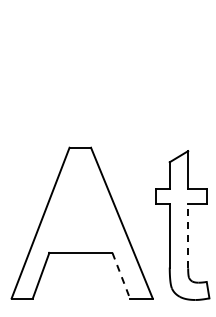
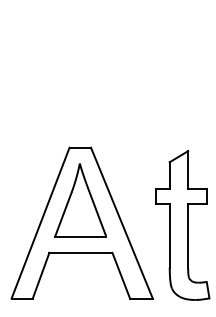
part: none -> present (80, 200)
line: dashed -> solid (188, 235)
line: dashed -> solid (121, 276)
